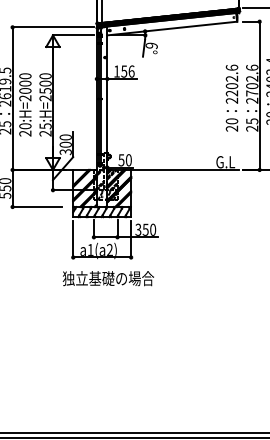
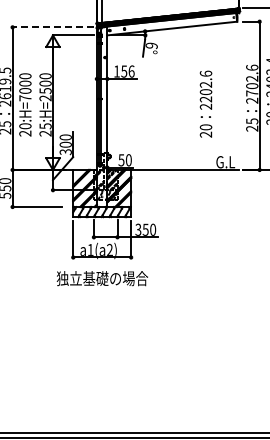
line: solid -> dashed (52, 27)
text position: (231, 97) -> (205, 103) (205, 103)
text: 20:H=2000 -> 20:H=7000 (25, 98)
text position: (107, 278) -> (101, 278) (101, 278)
